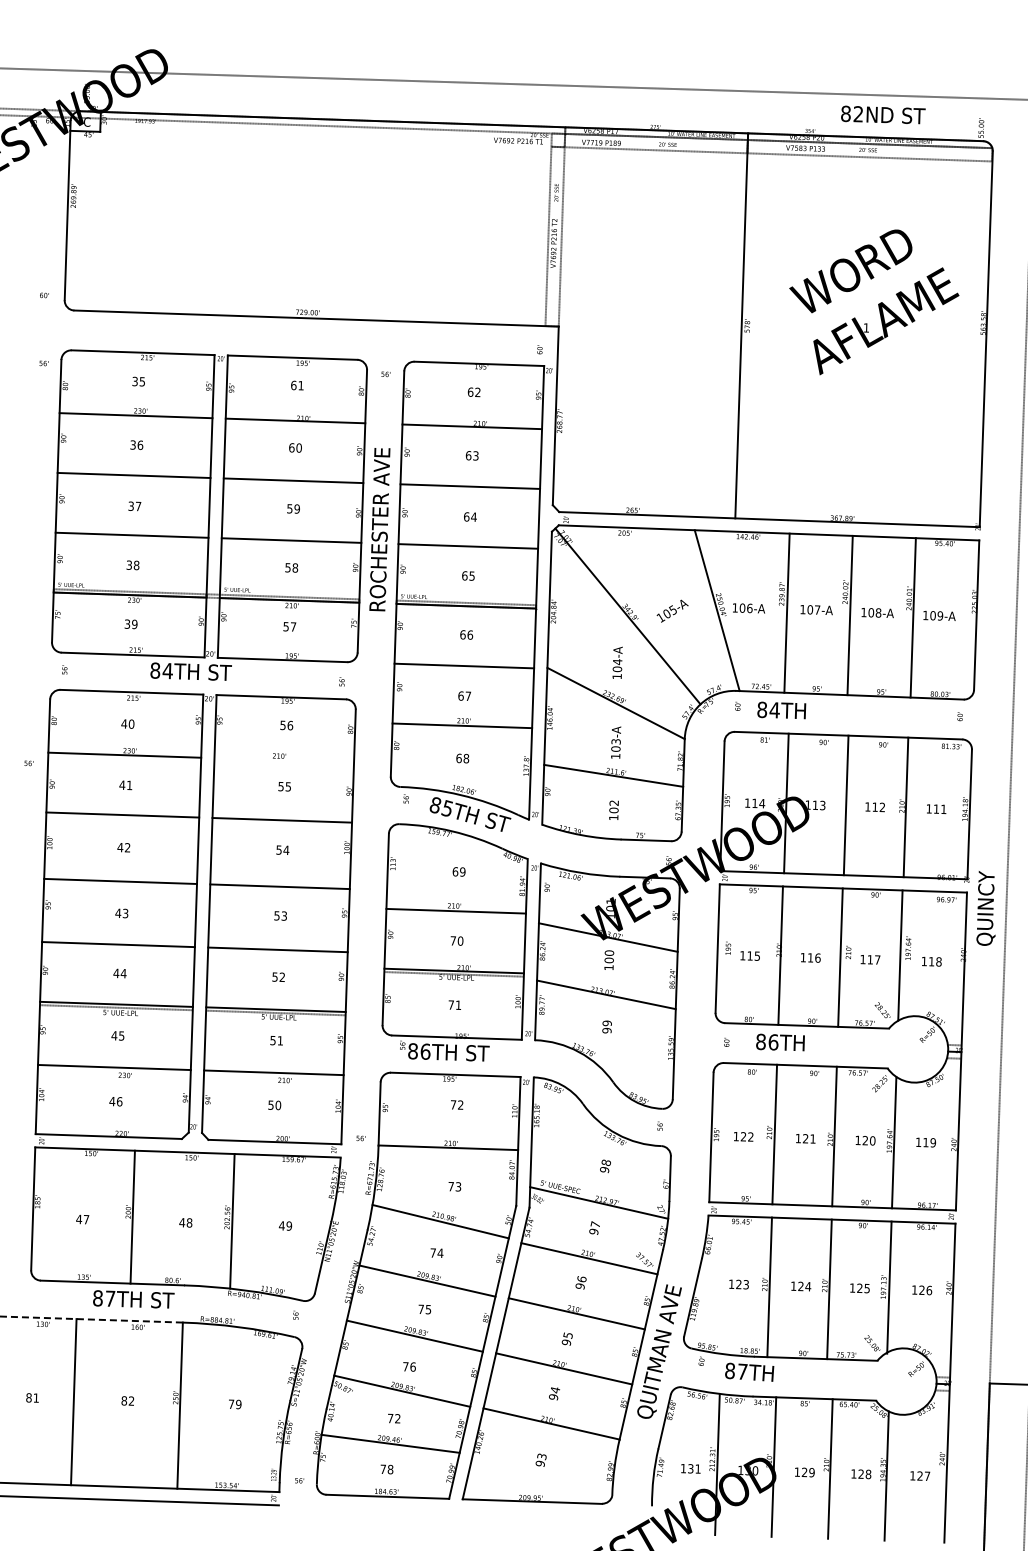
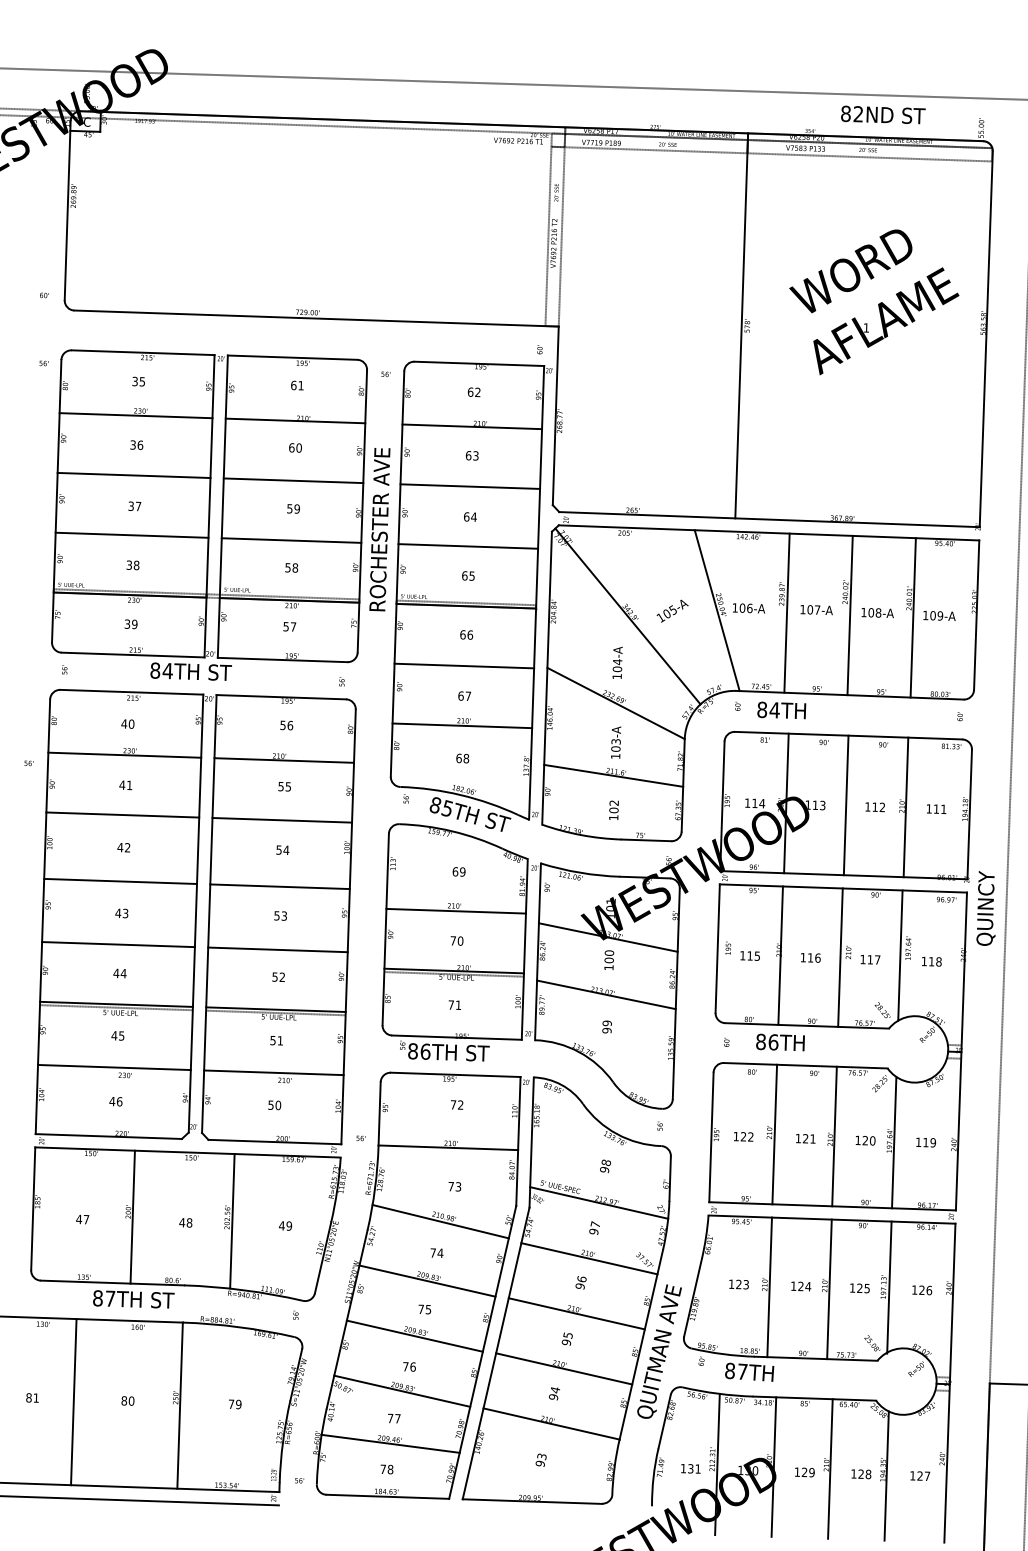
line: none -> present (284, 760)
line: dashed -> solid (90, 1319)
text: 82 -> 80 (131, 1400)
text: 72 -> 77 (397, 1418)
